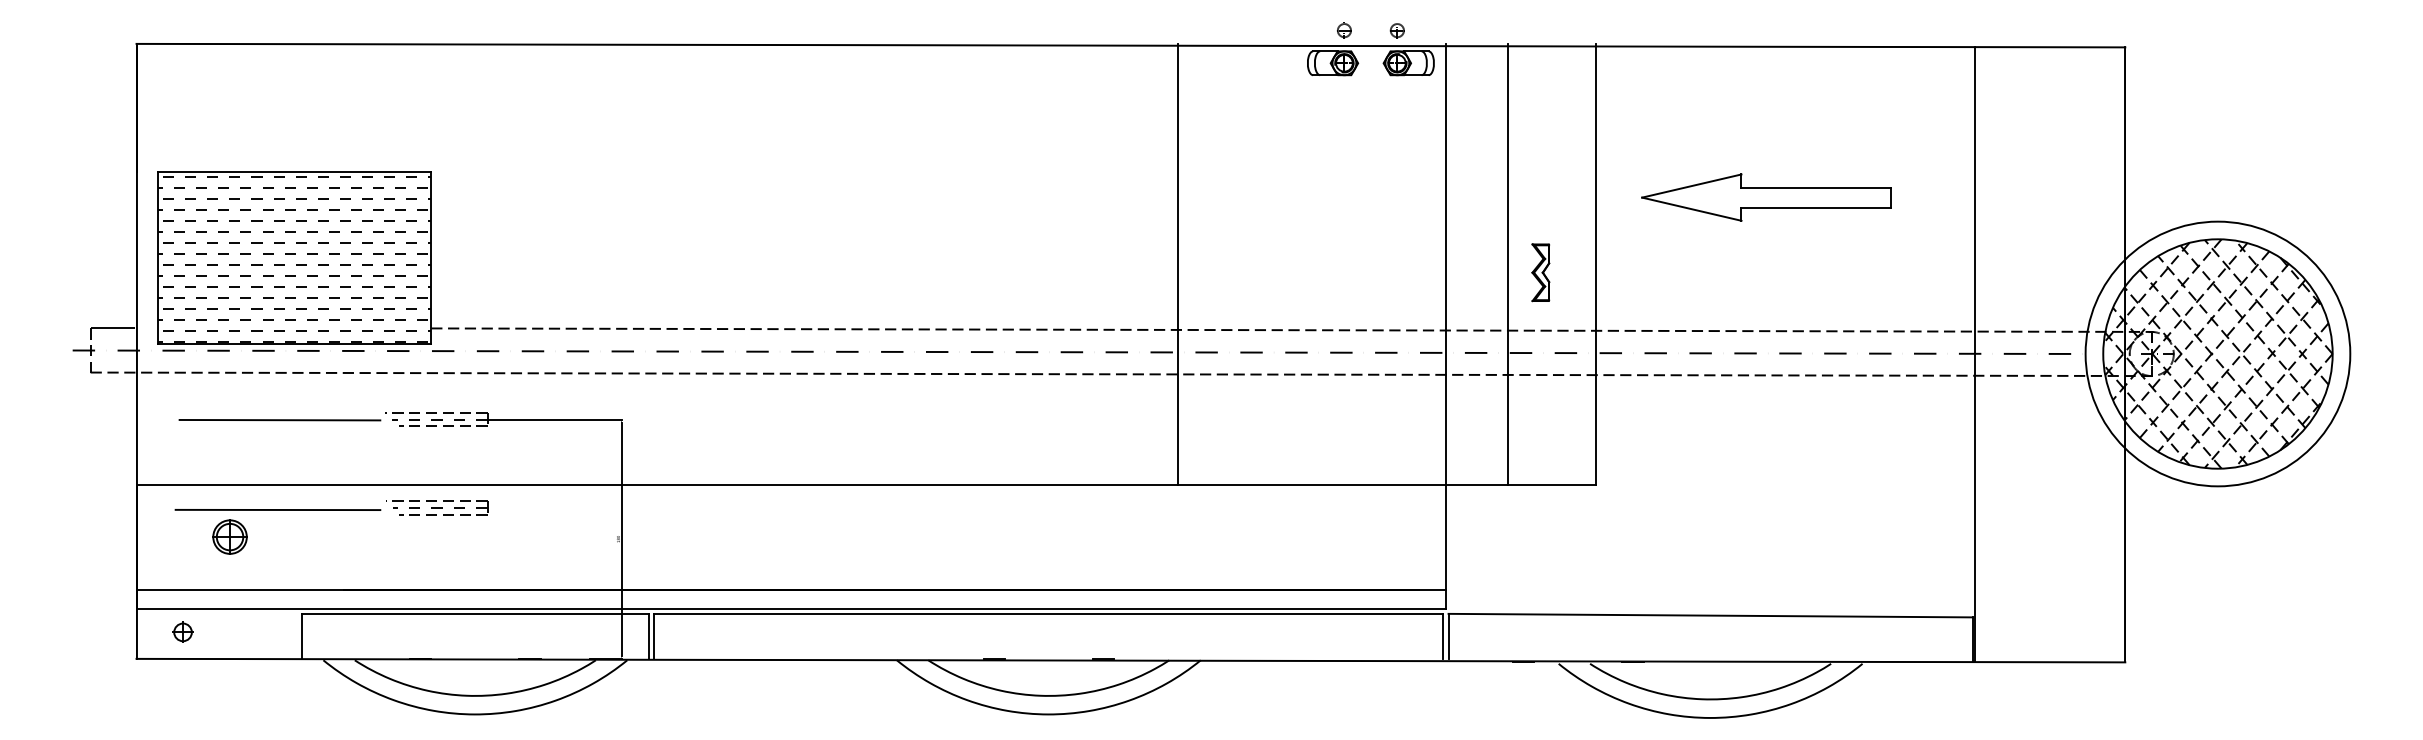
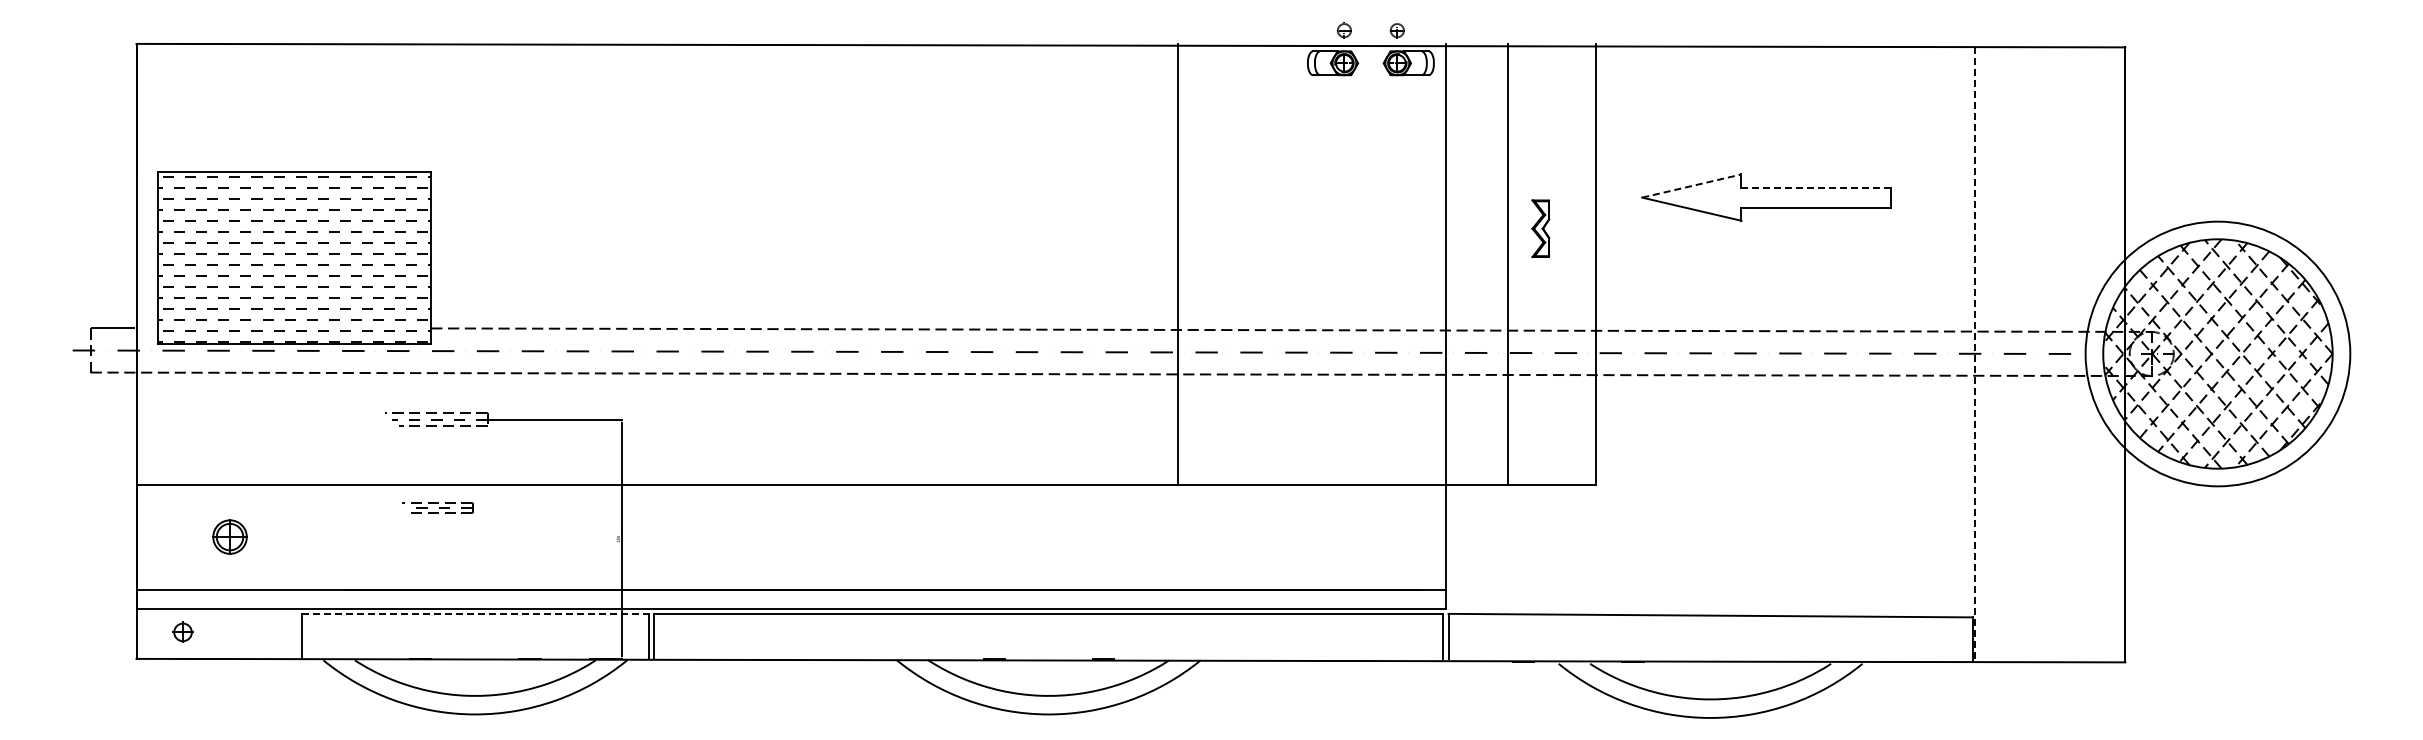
line: solid -> dashed (1691, 186)
line: solid -> dashed (1816, 187)
part position: (1540, 272) -> (1540, 228) (1540, 228)
line: solid -> dashed (1975, 355)
line: present -> none (279, 419)
part size: 103x16 px -> 72x12 px (437, 507)
line: present -> none (277, 509)
line: solid -> dashed (475, 613)
